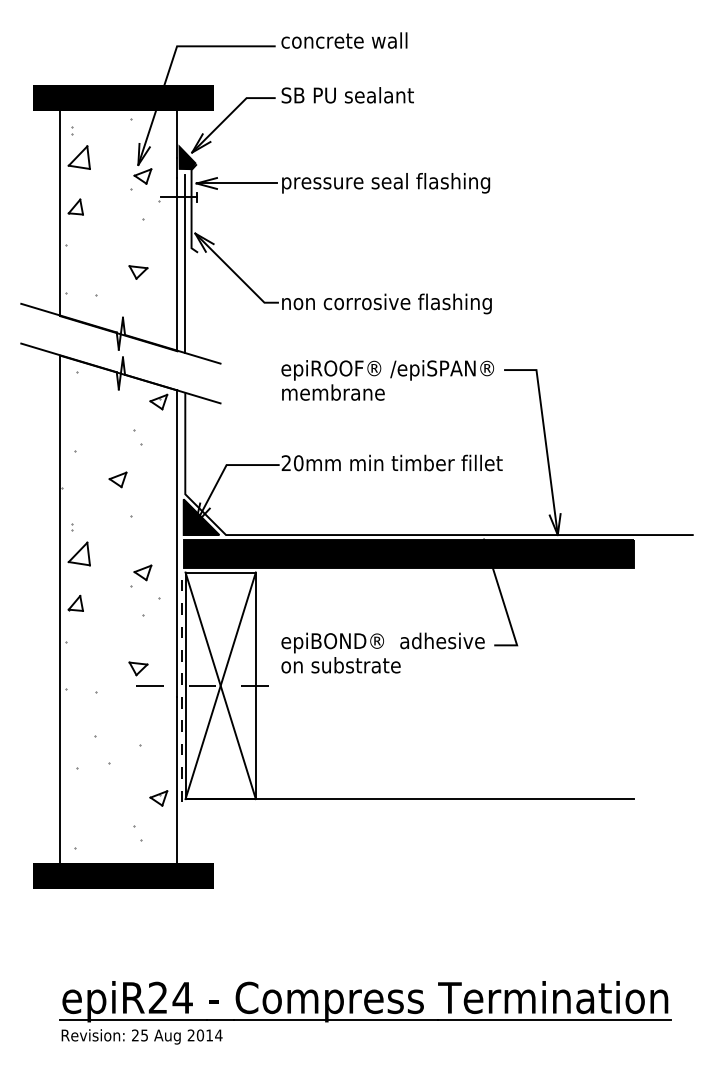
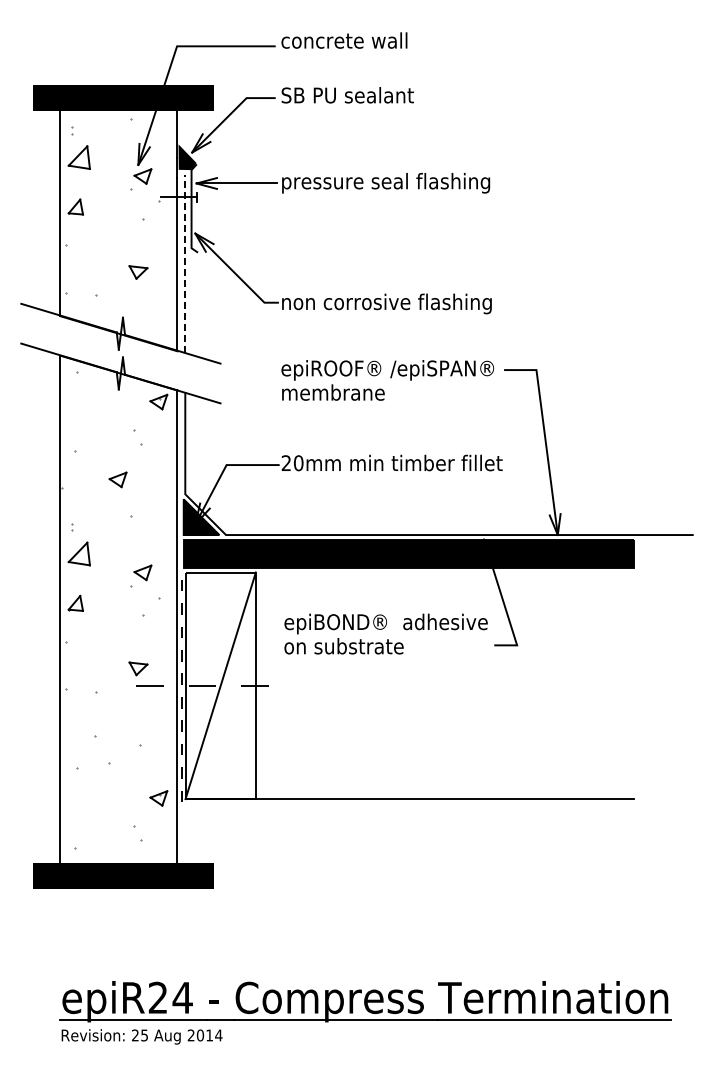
line: solid -> dashed (185, 263)
text position: (382, 652) -> (385, 633) (385, 633)
line: present -> none (220, 685)
